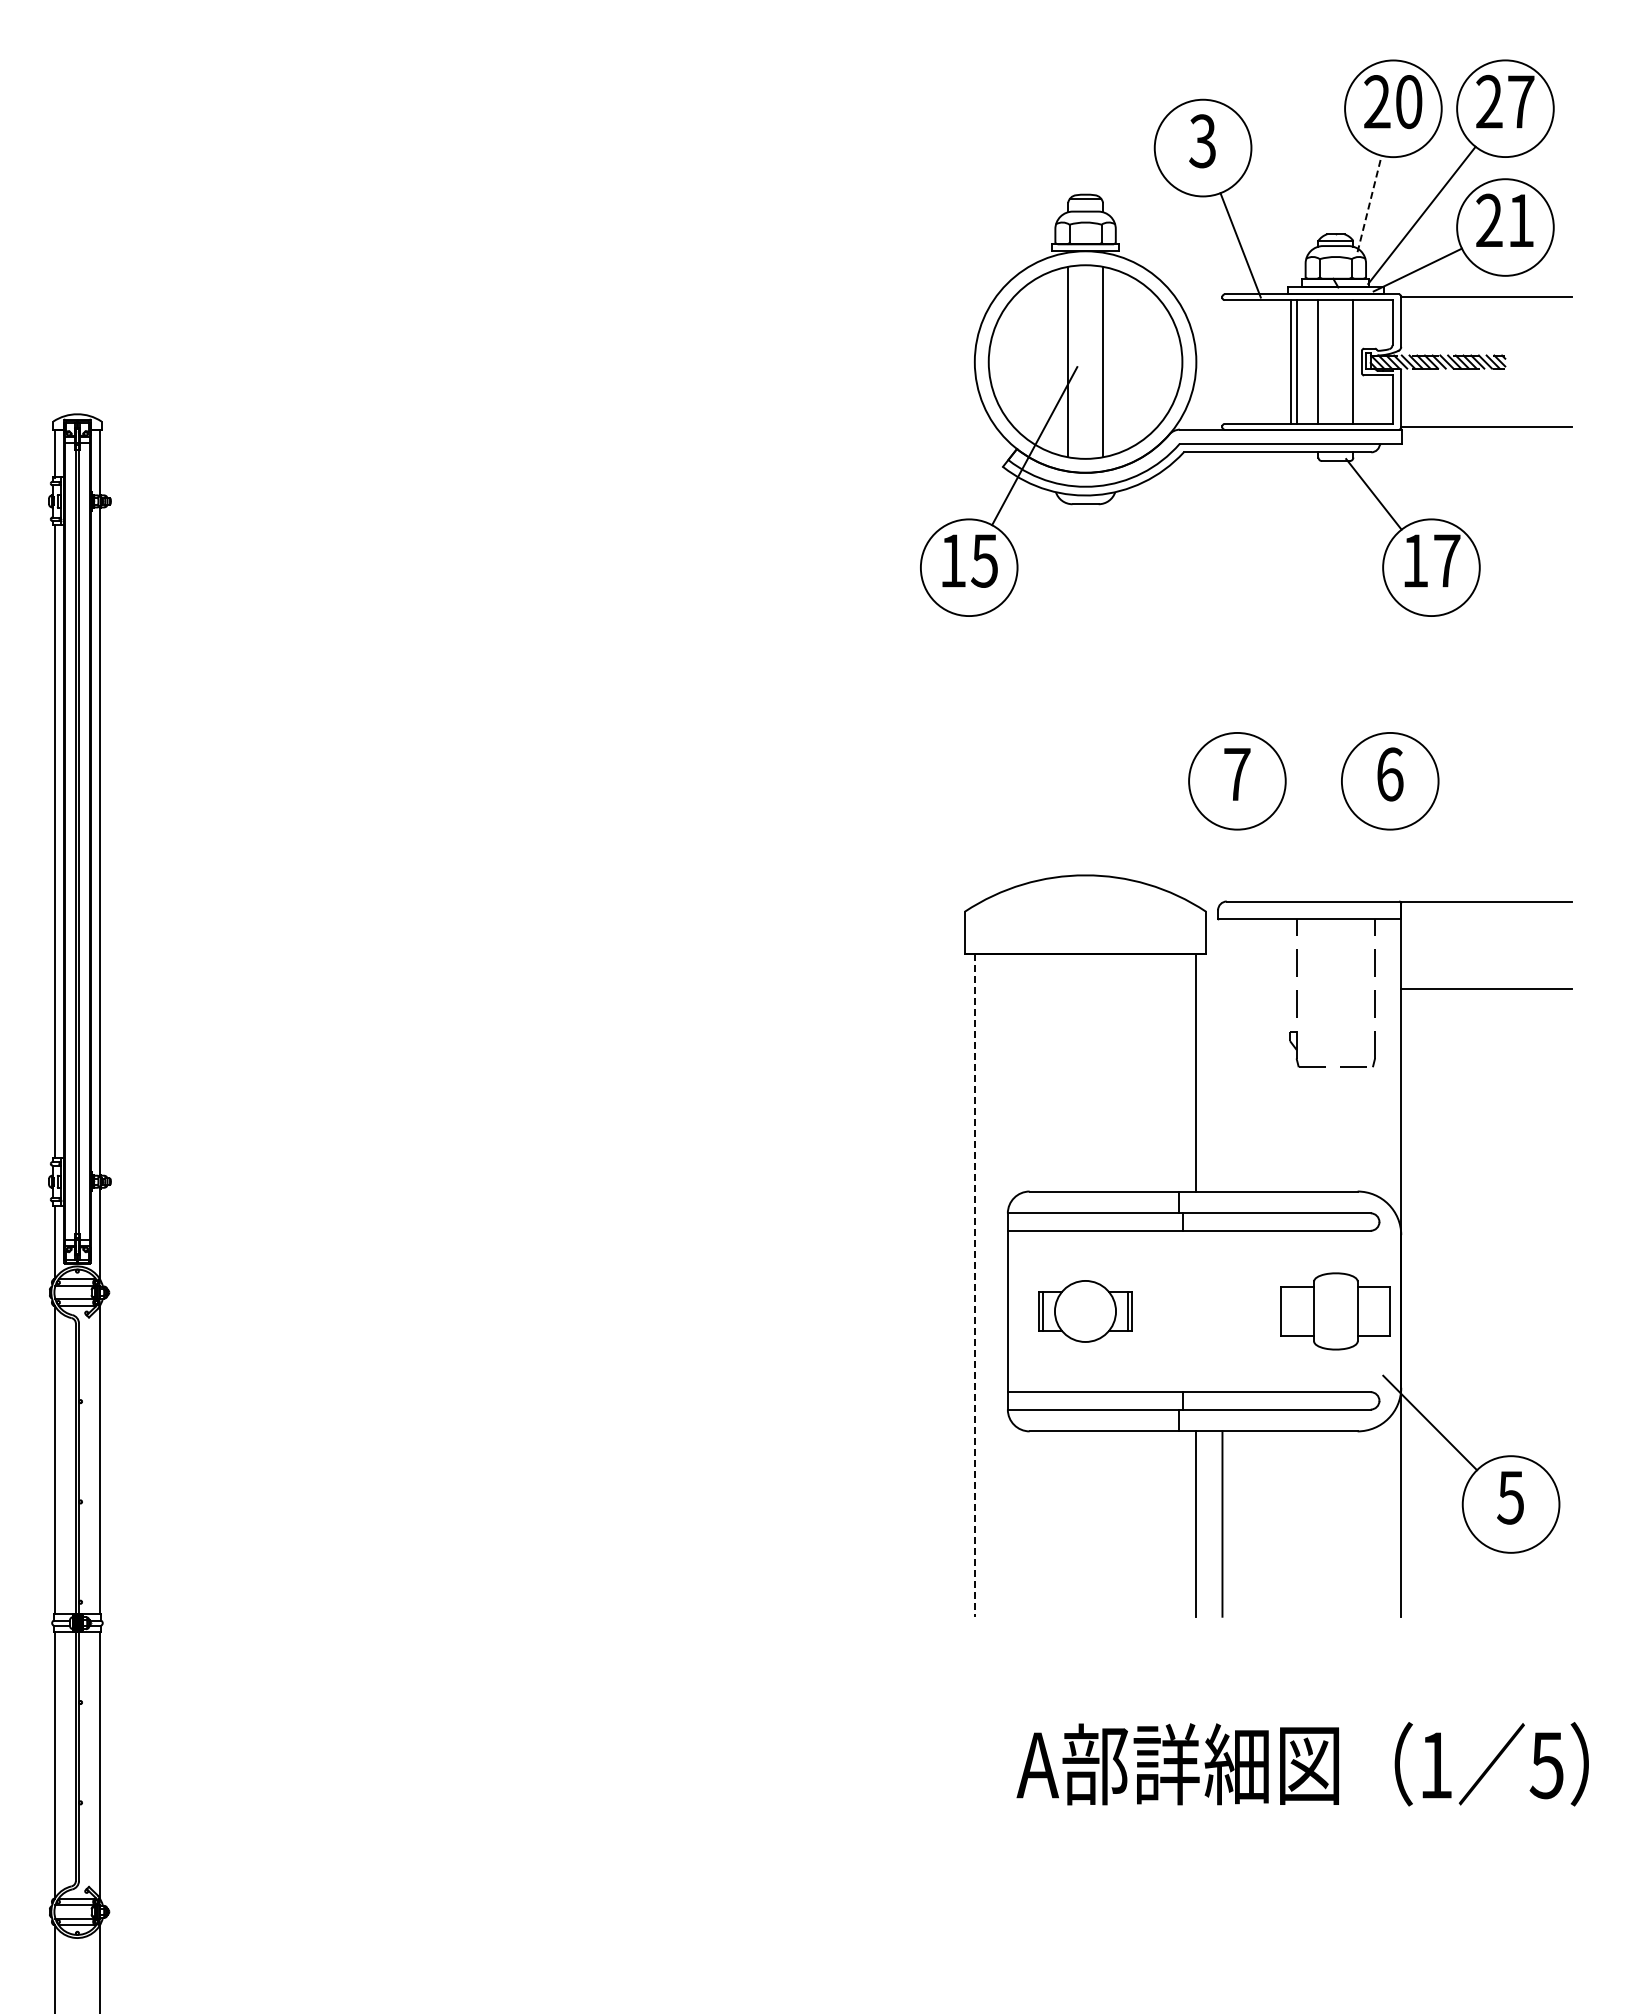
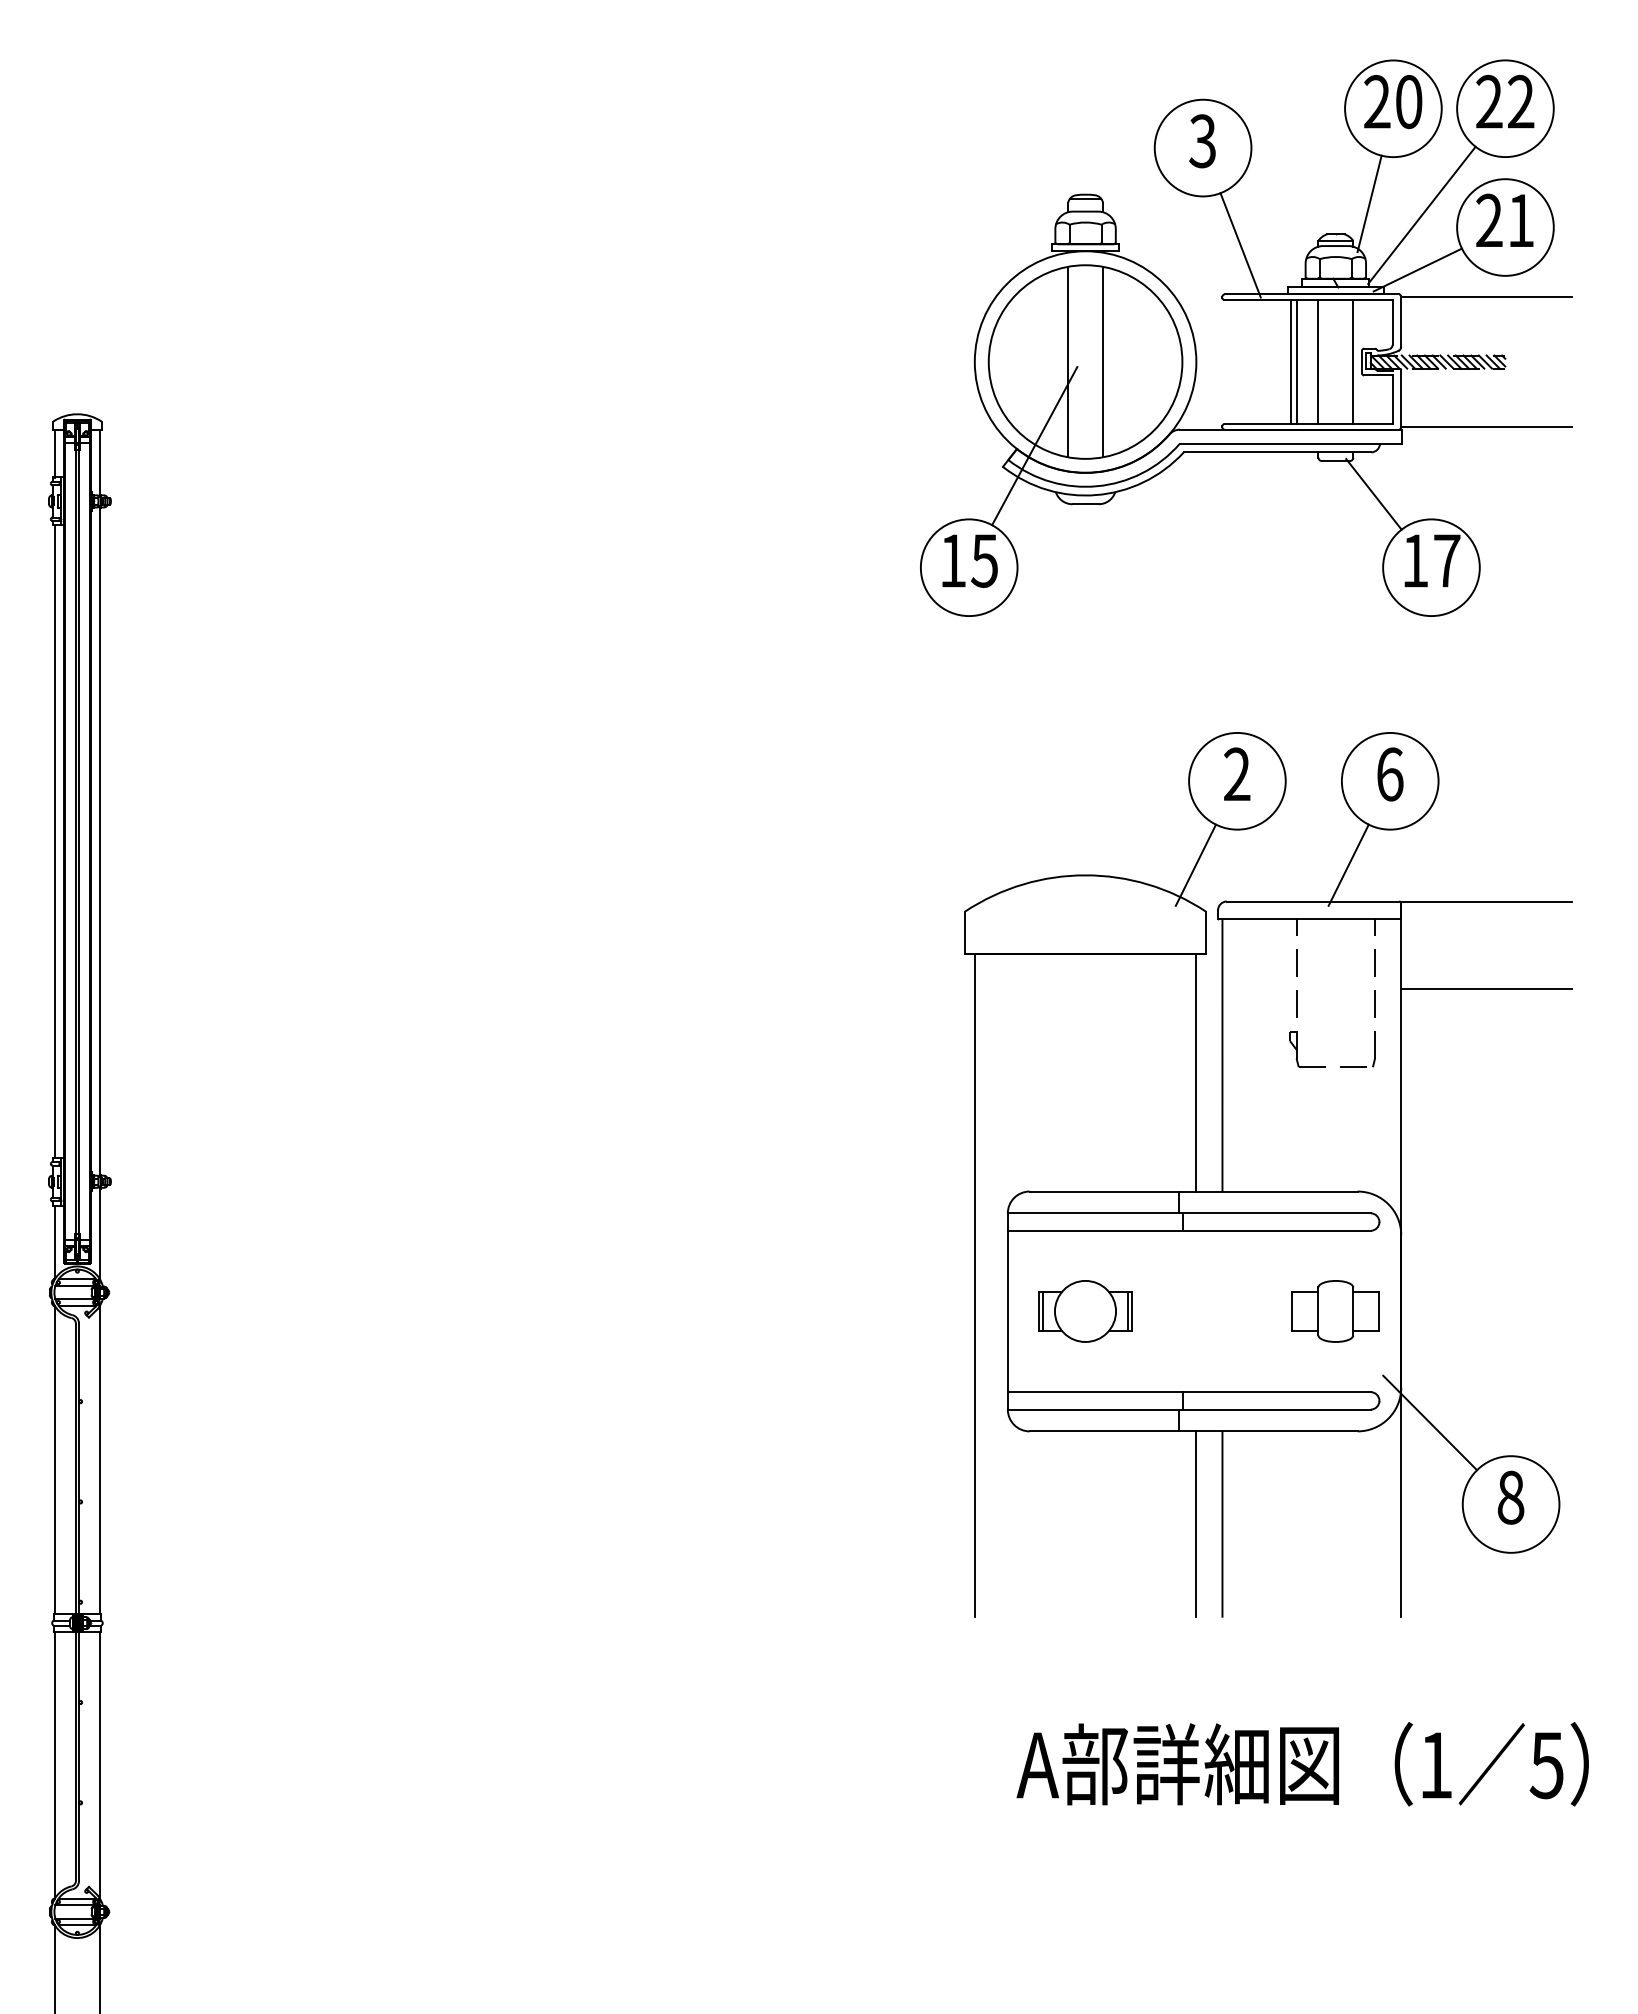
text: 27 -> 22 (1521, 101)
line: dashed -> solid (1369, 203)
text: 7 -> 2 (1237, 773)
line: none -> present (1195, 864)
line: none -> present (1348, 864)
line: none -> present (1222, 1054)
line: dashed -> solid (974, 1285)
part size: 111x79 px -> 89x63 px (1335, 1311)
text: 5 -> 8 (1510, 1497)
